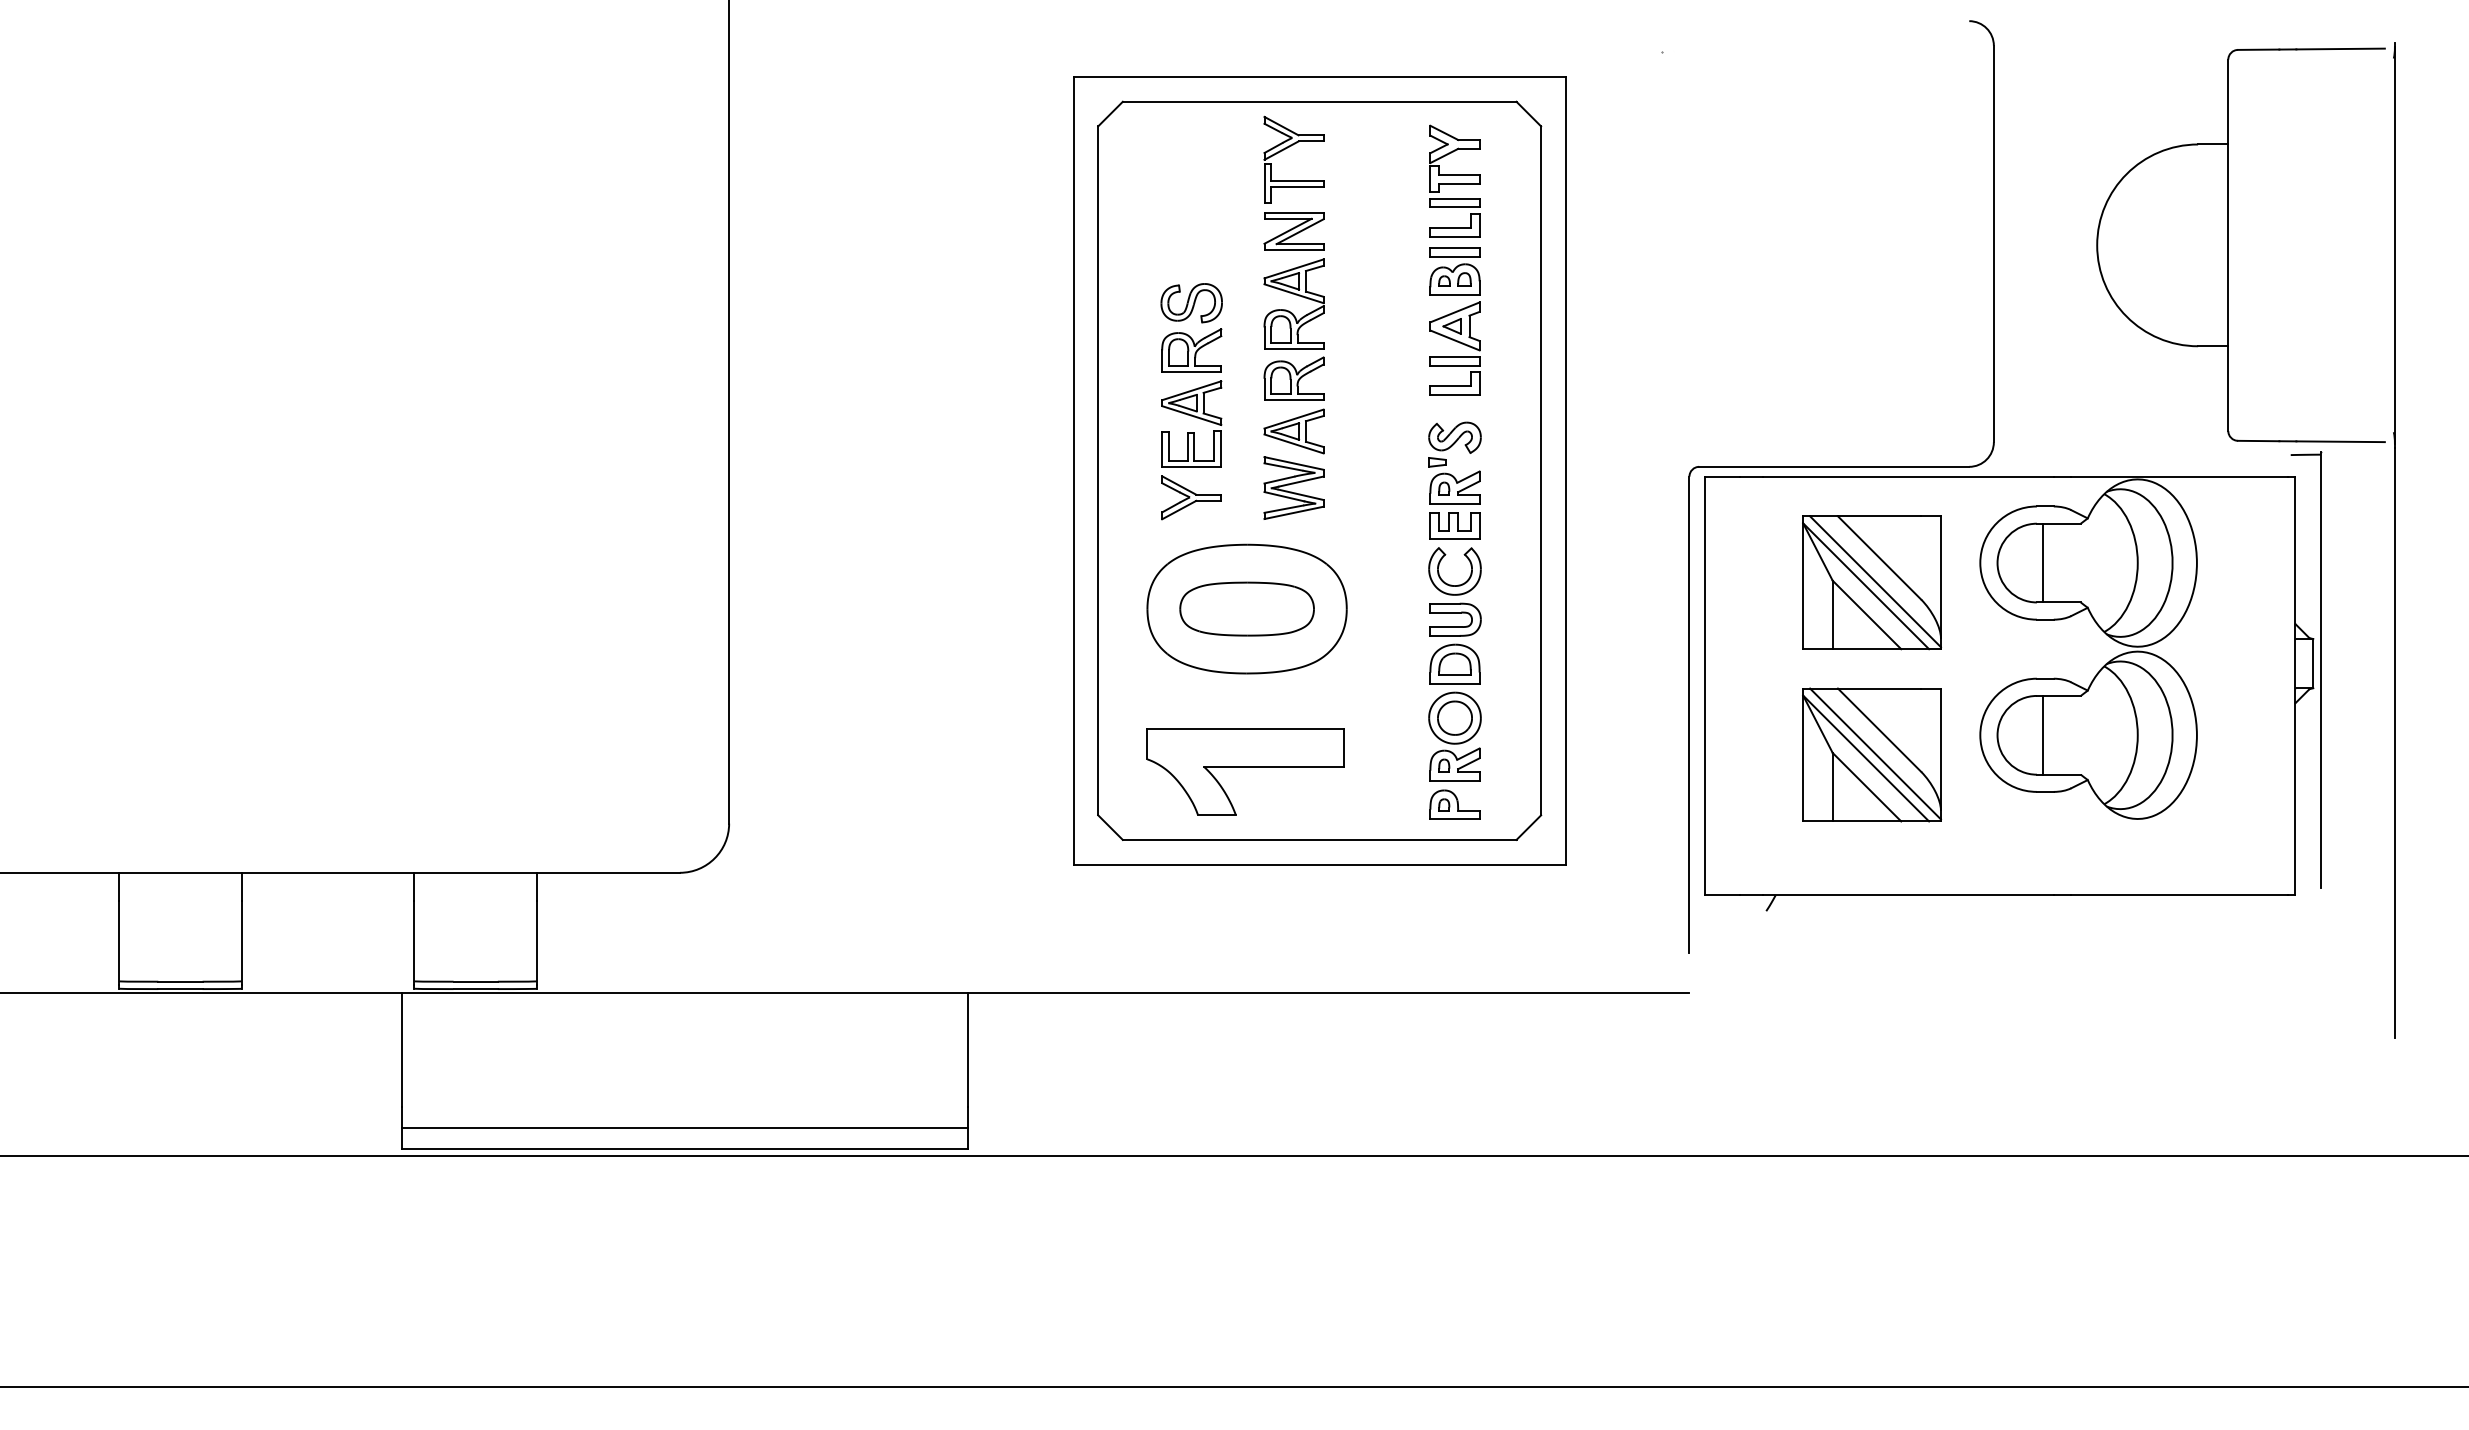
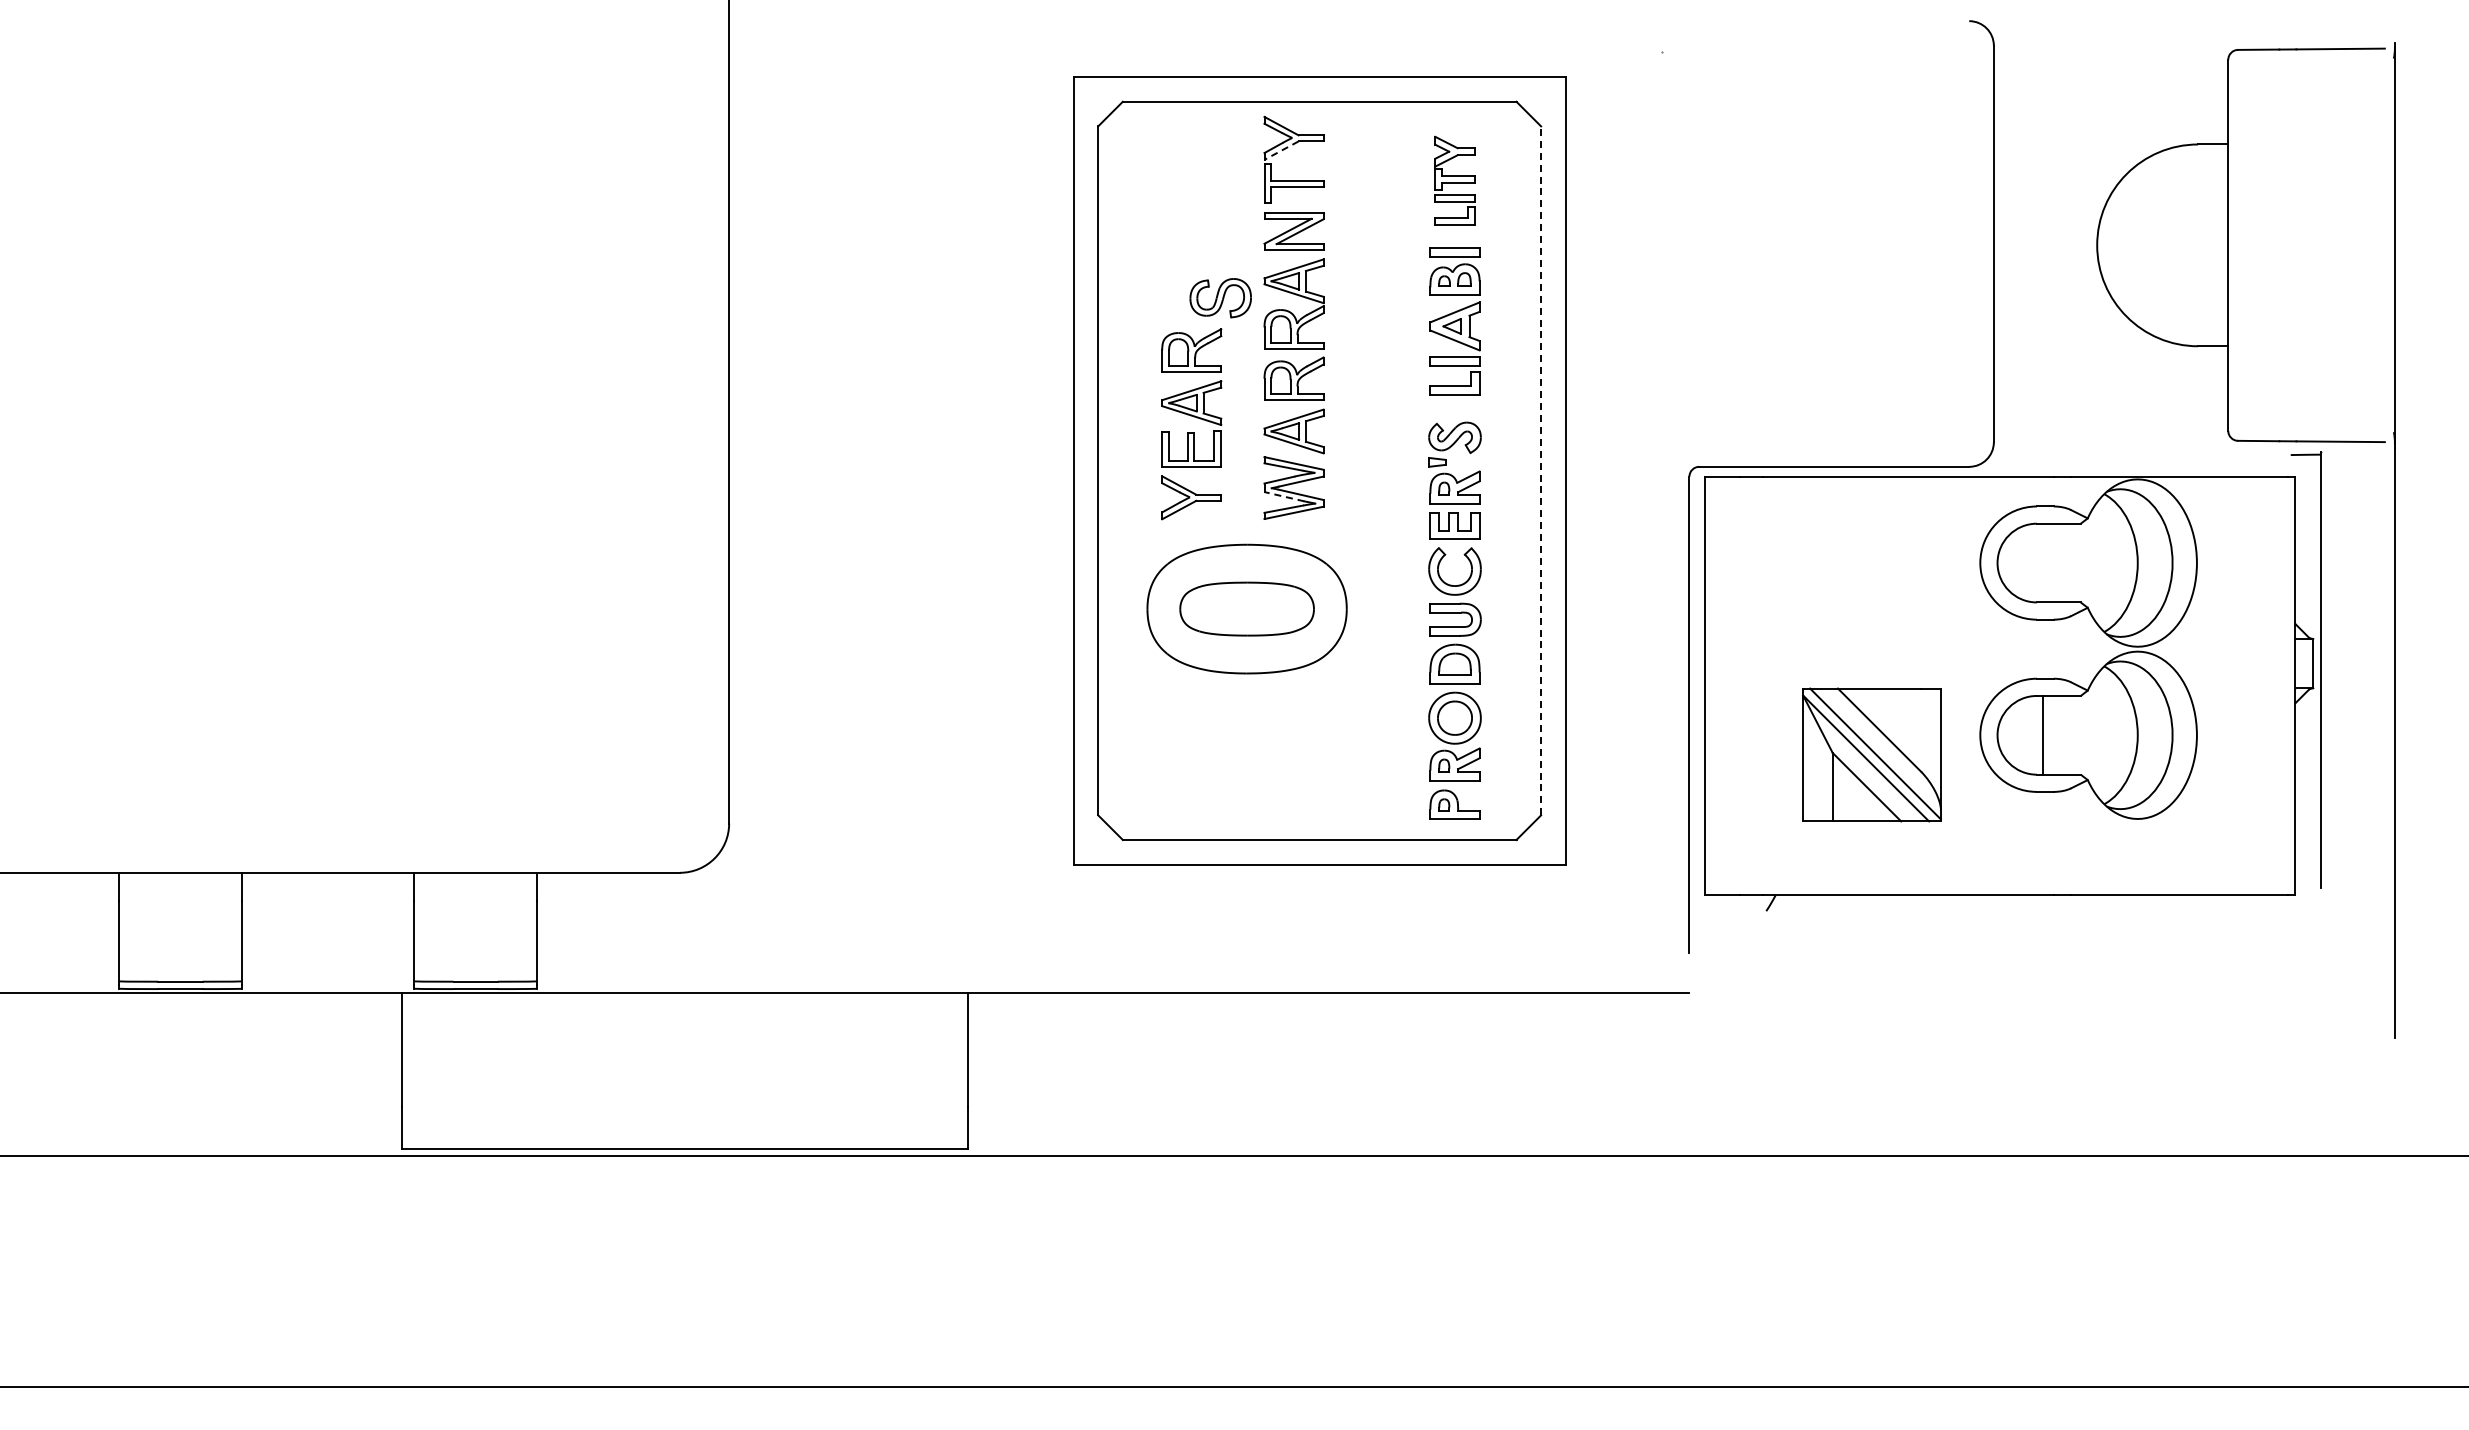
line: solid -> dashed (1281, 150)
part size: 52x114 px -> 42x91 px (1454, 180)
part position: (1191, 303) -> (1220, 298) (1220, 298)
line: solid -> dashed (1541, 470)
line: solid -> dashed (1283, 496)
line: present -> none (2043, 562)
part: present -> none (1871, 582)
part: present -> none (1245, 771)
line: present -> none (684, 1127)
